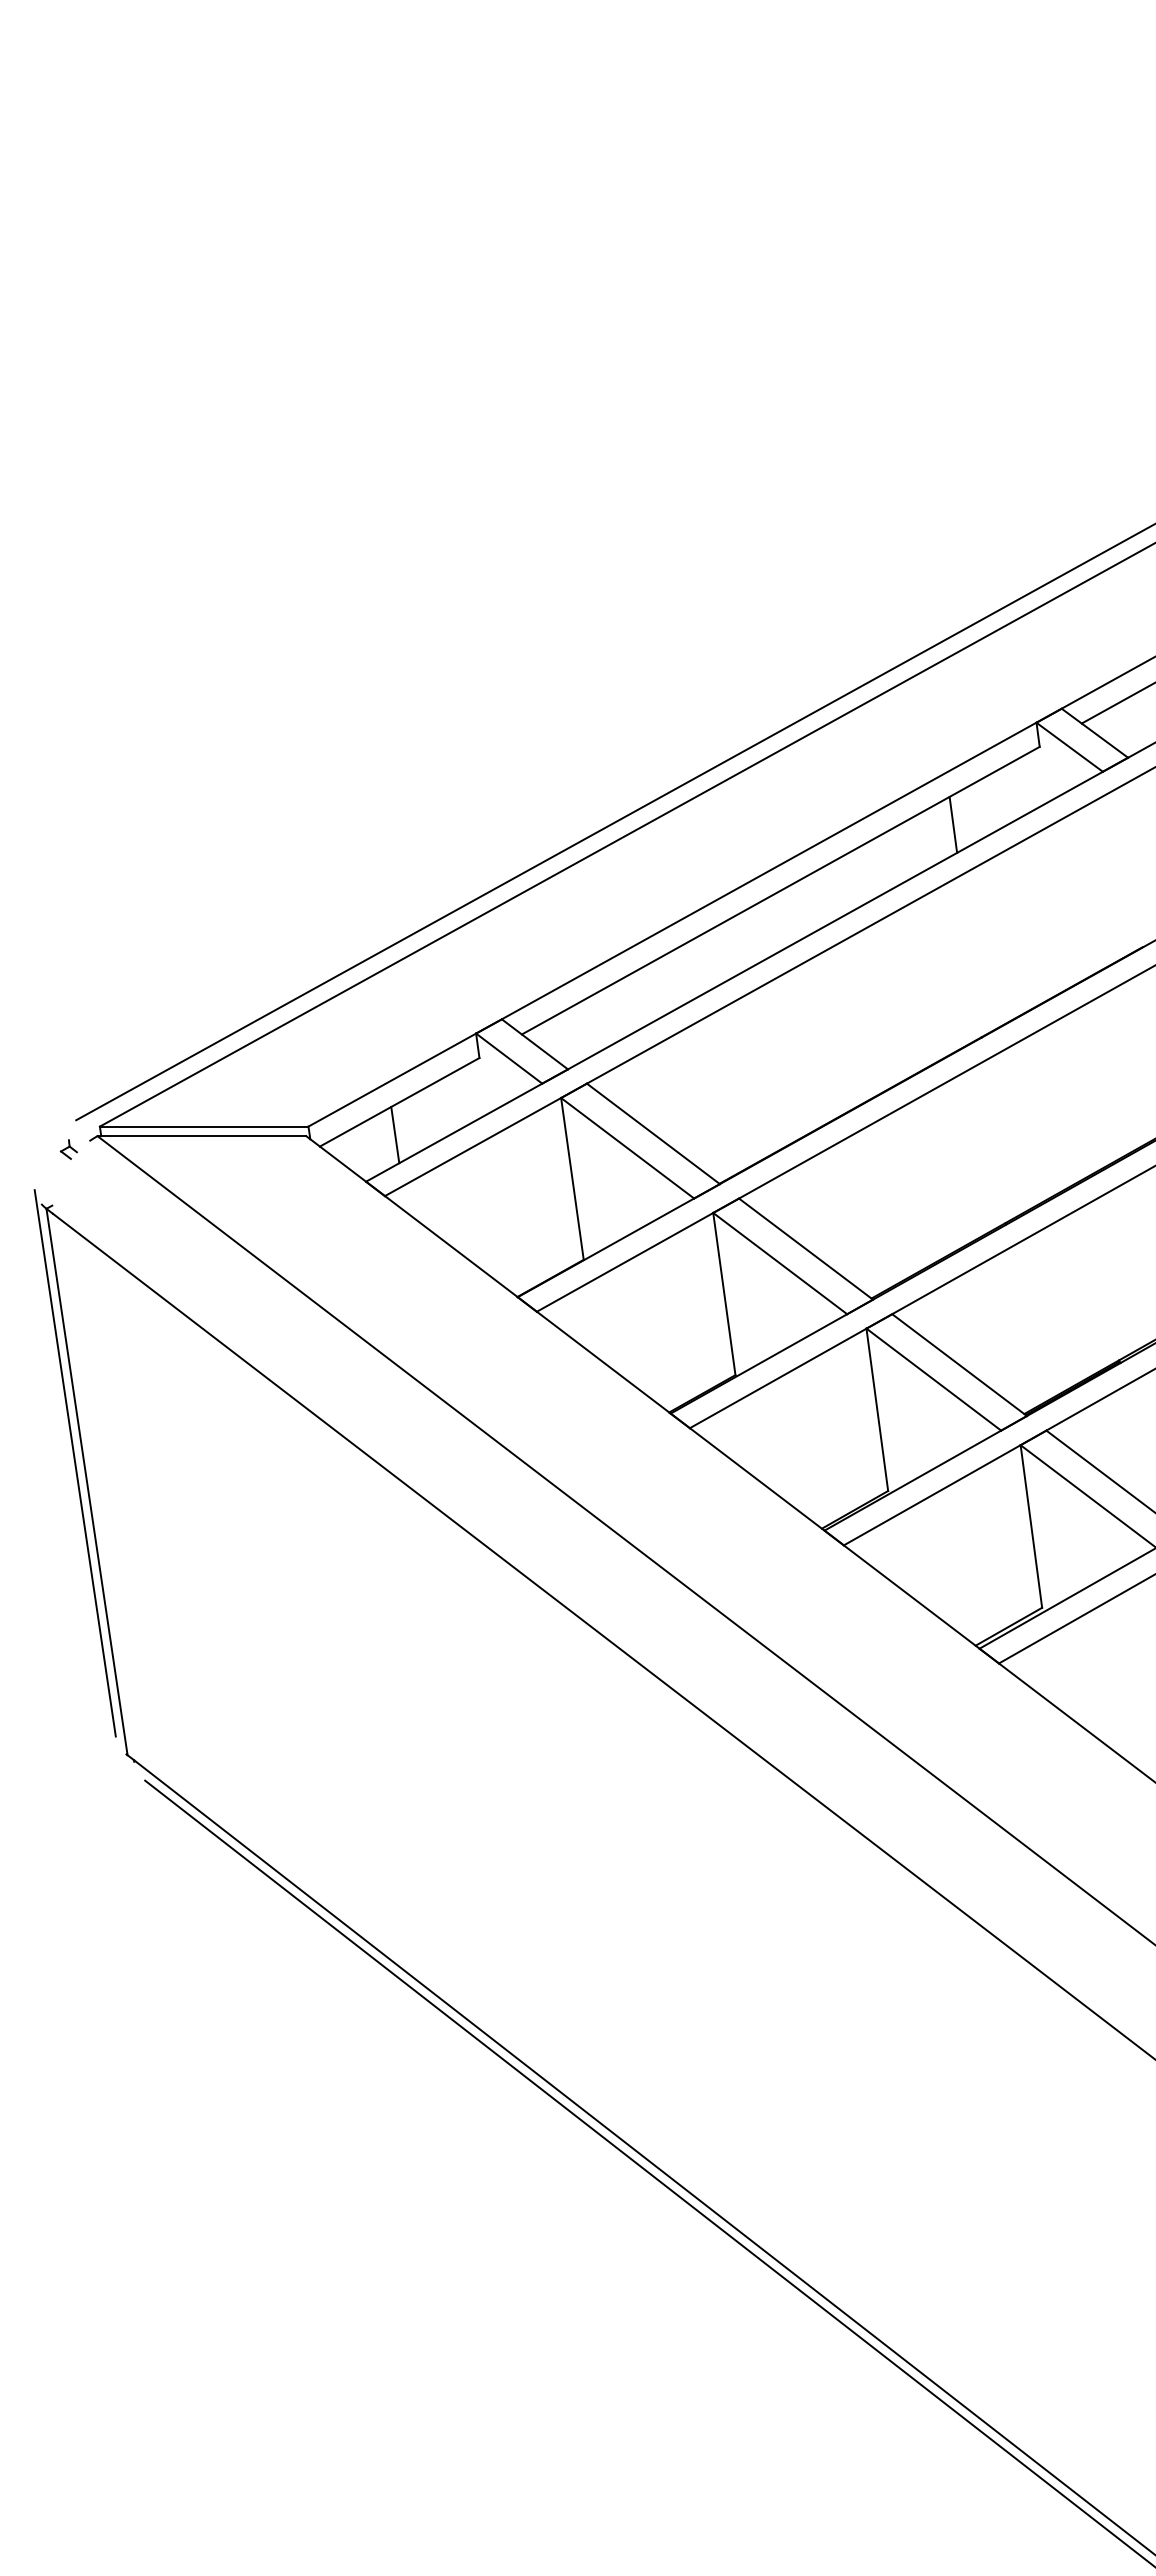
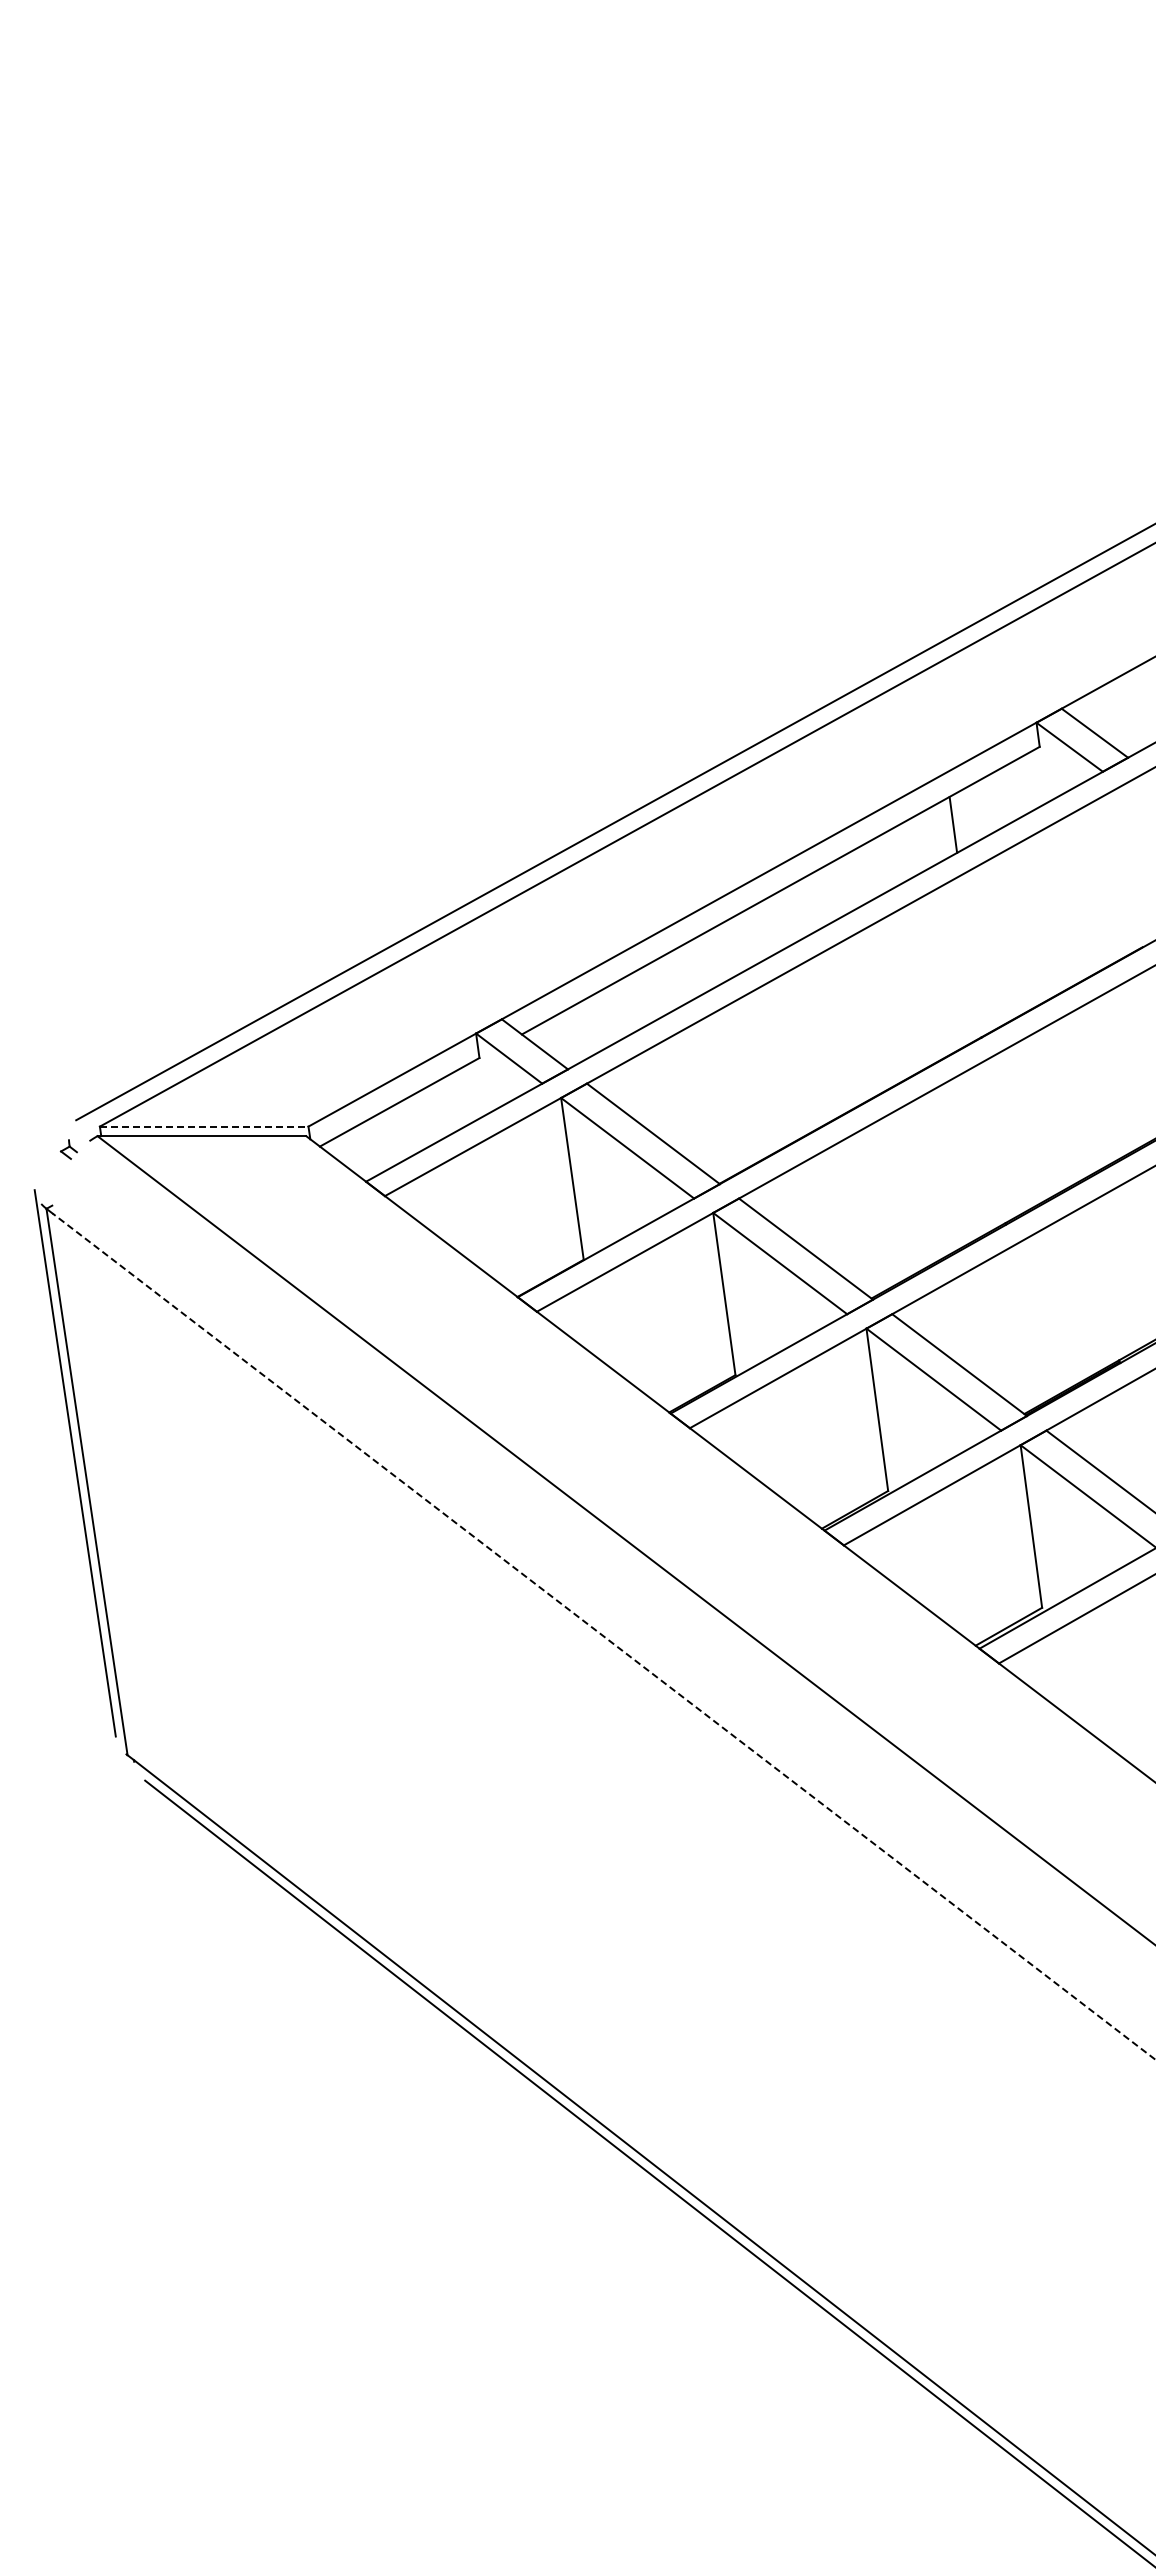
line: present -> none (1116, 703)
line: solid -> dashed (204, 1126)
line: present -> none (395, 1134)
line: solid -> dashed (604, 1636)
